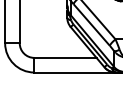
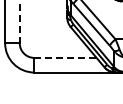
line: solid -> dashed (19, 22)
line: solid -> dashed (65, 57)
